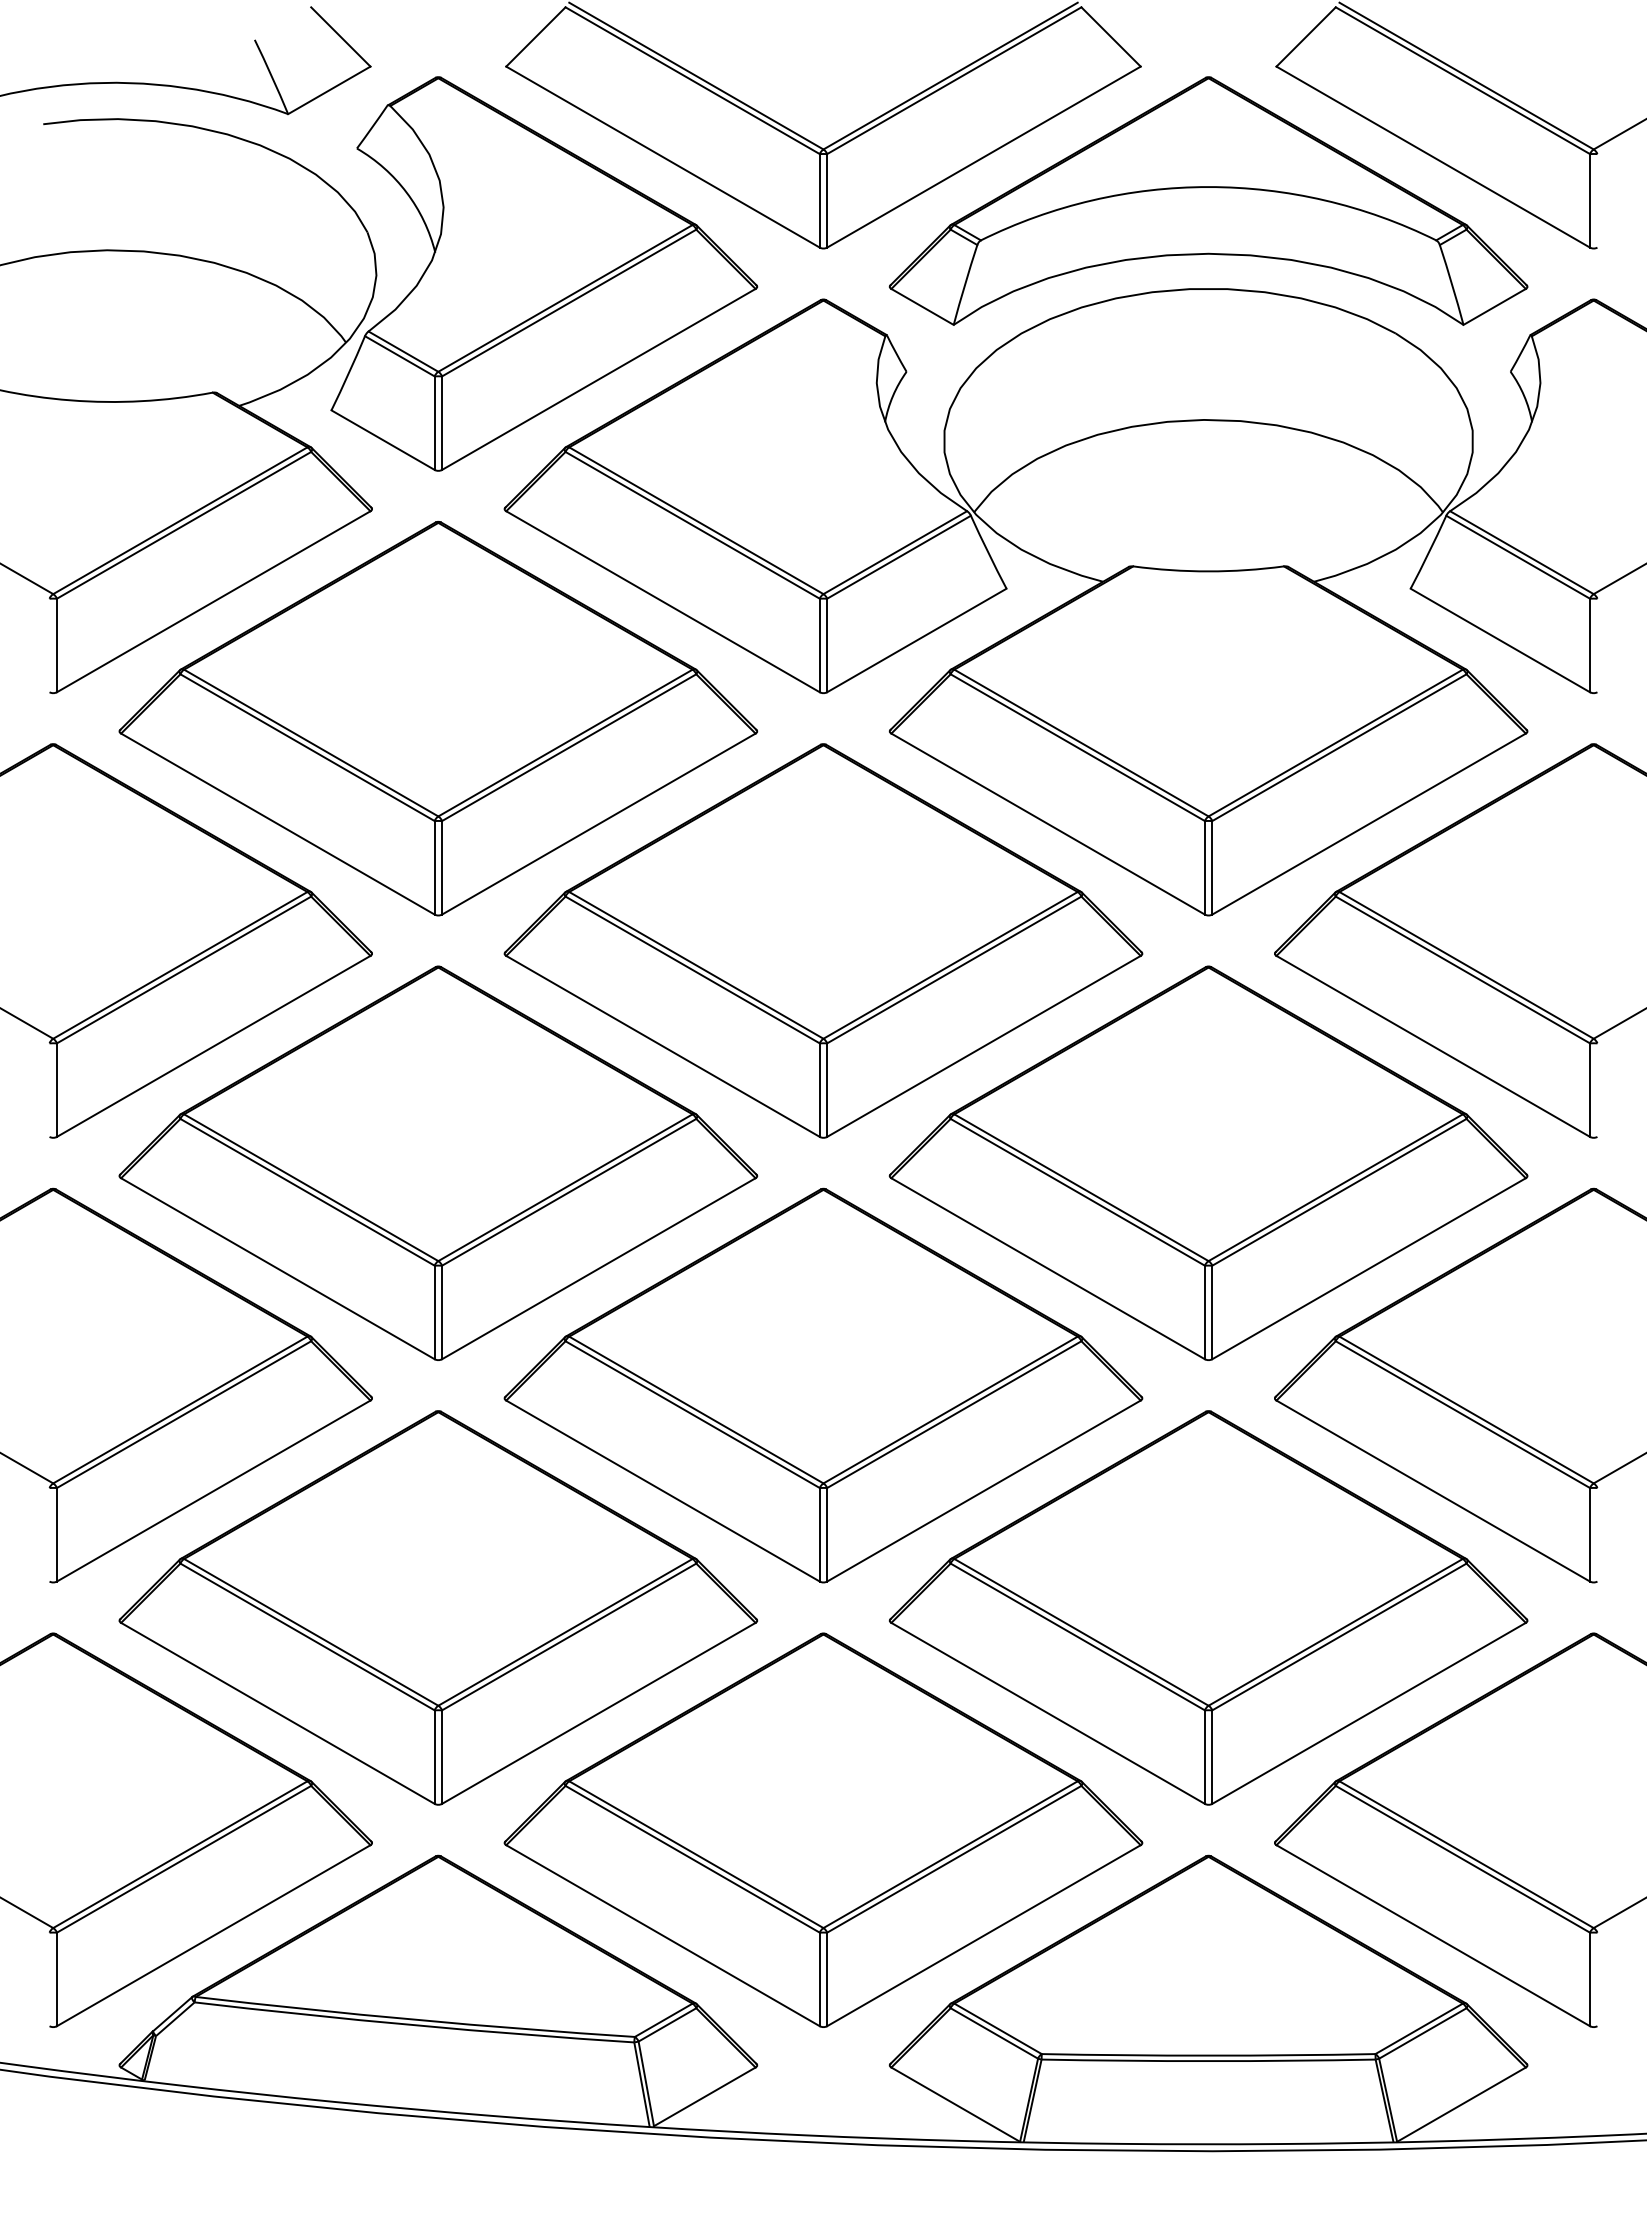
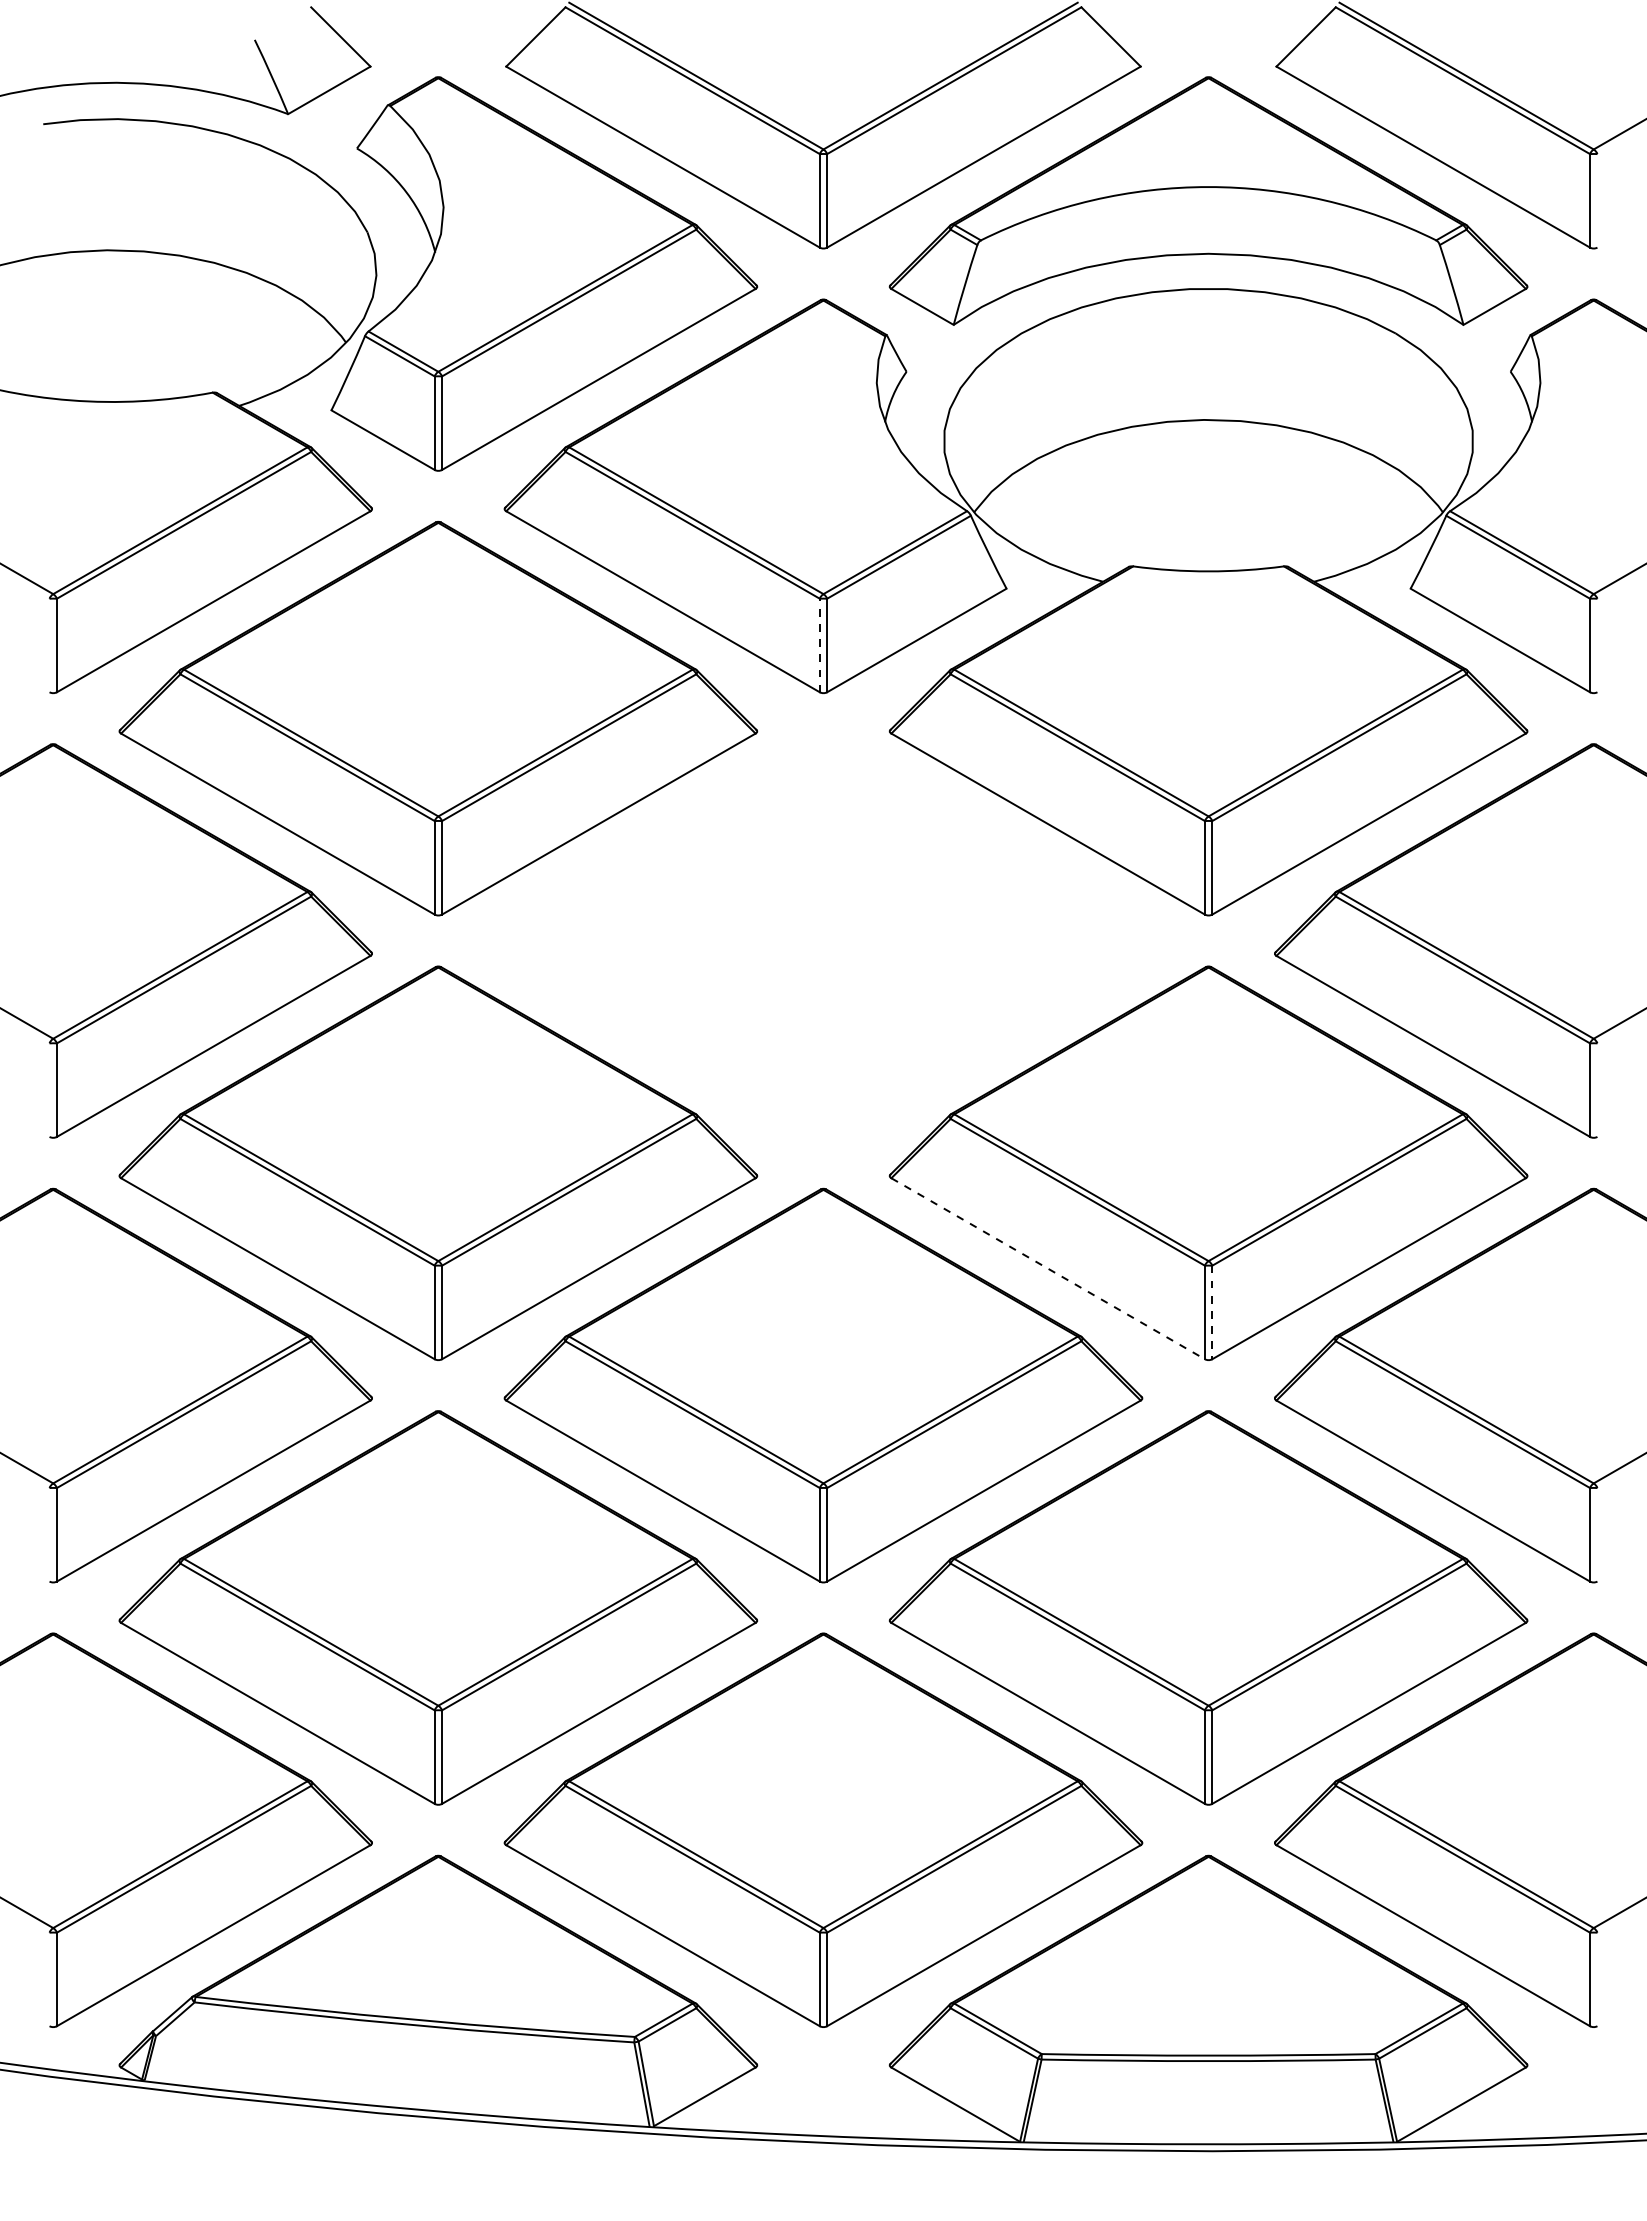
line: solid -> dashed (819, 645)
part: present -> none (823, 940)
line: solid -> dashed (1048, 1268)
line: solid -> dashed (1212, 1312)
